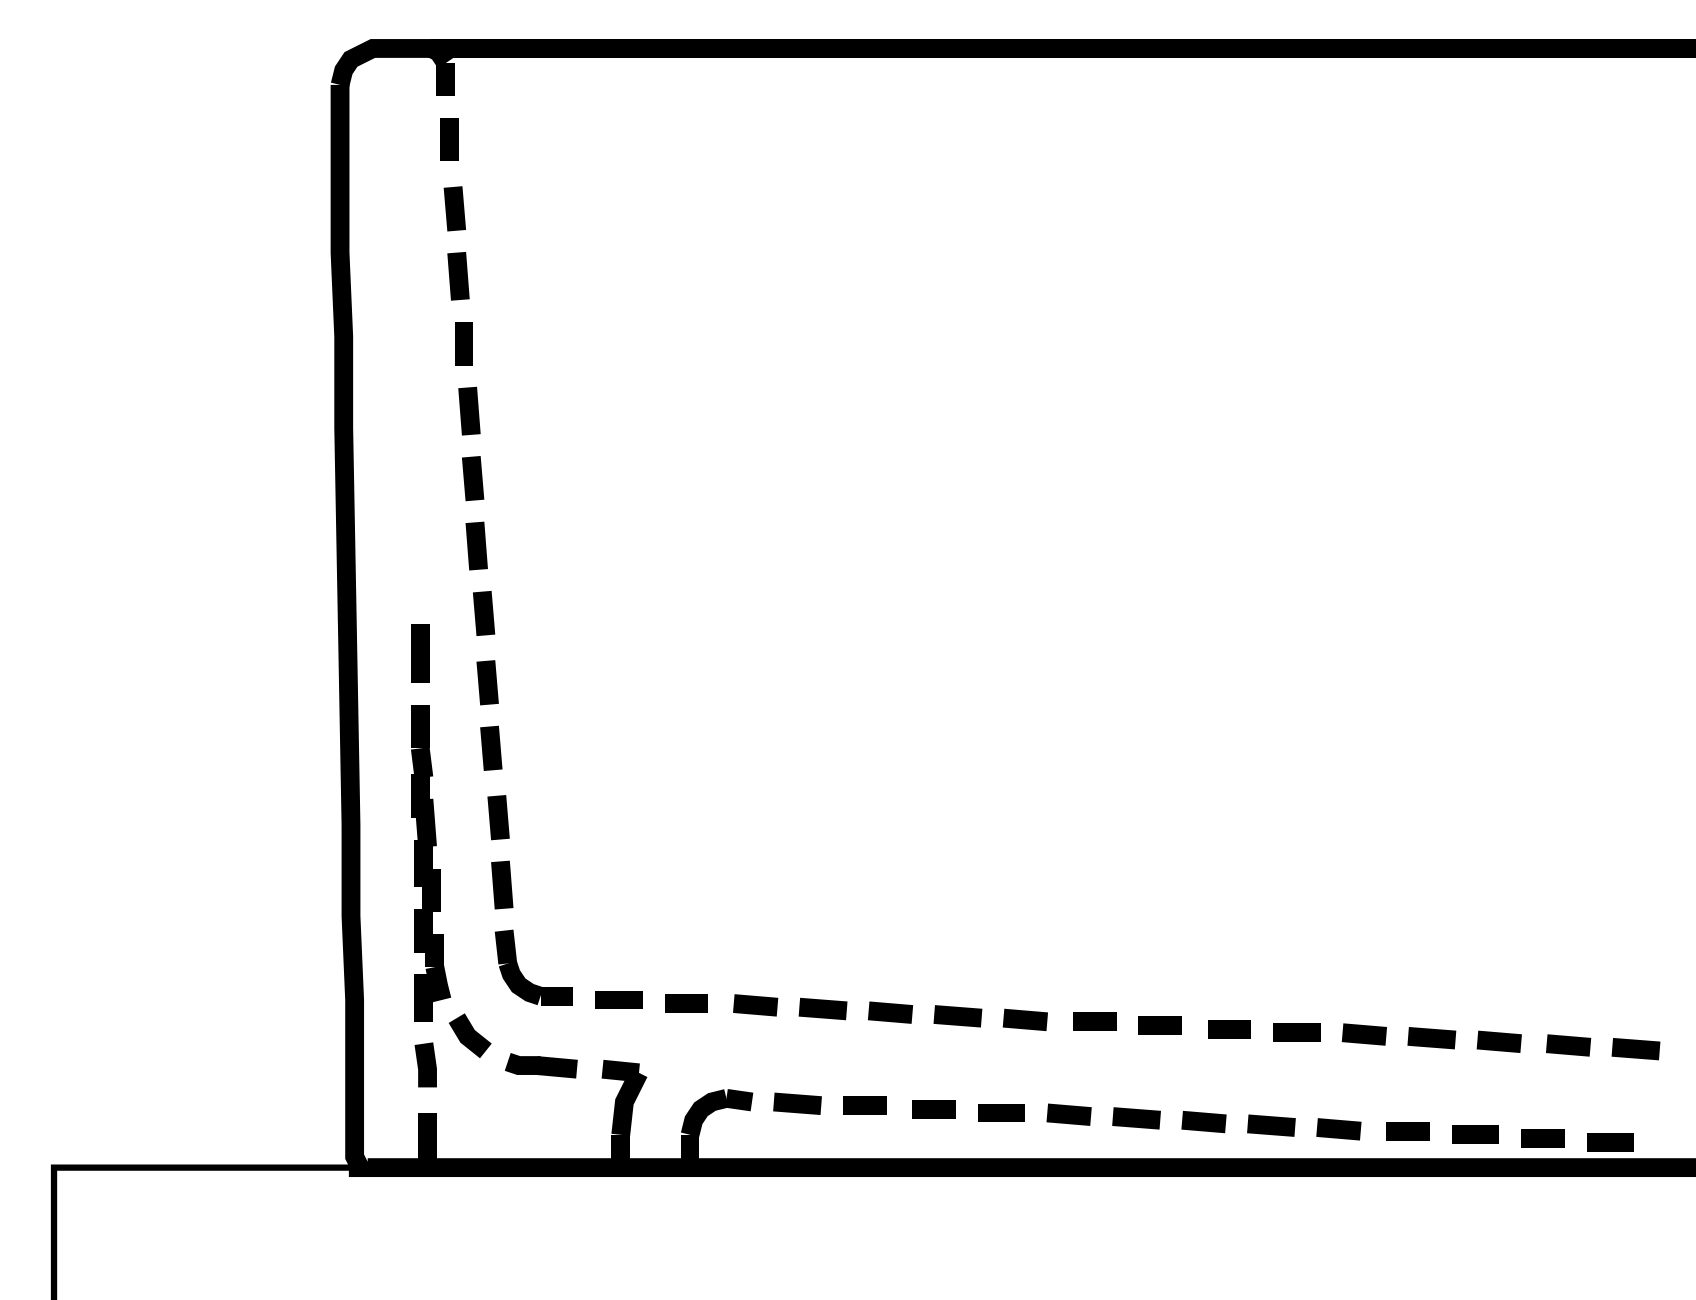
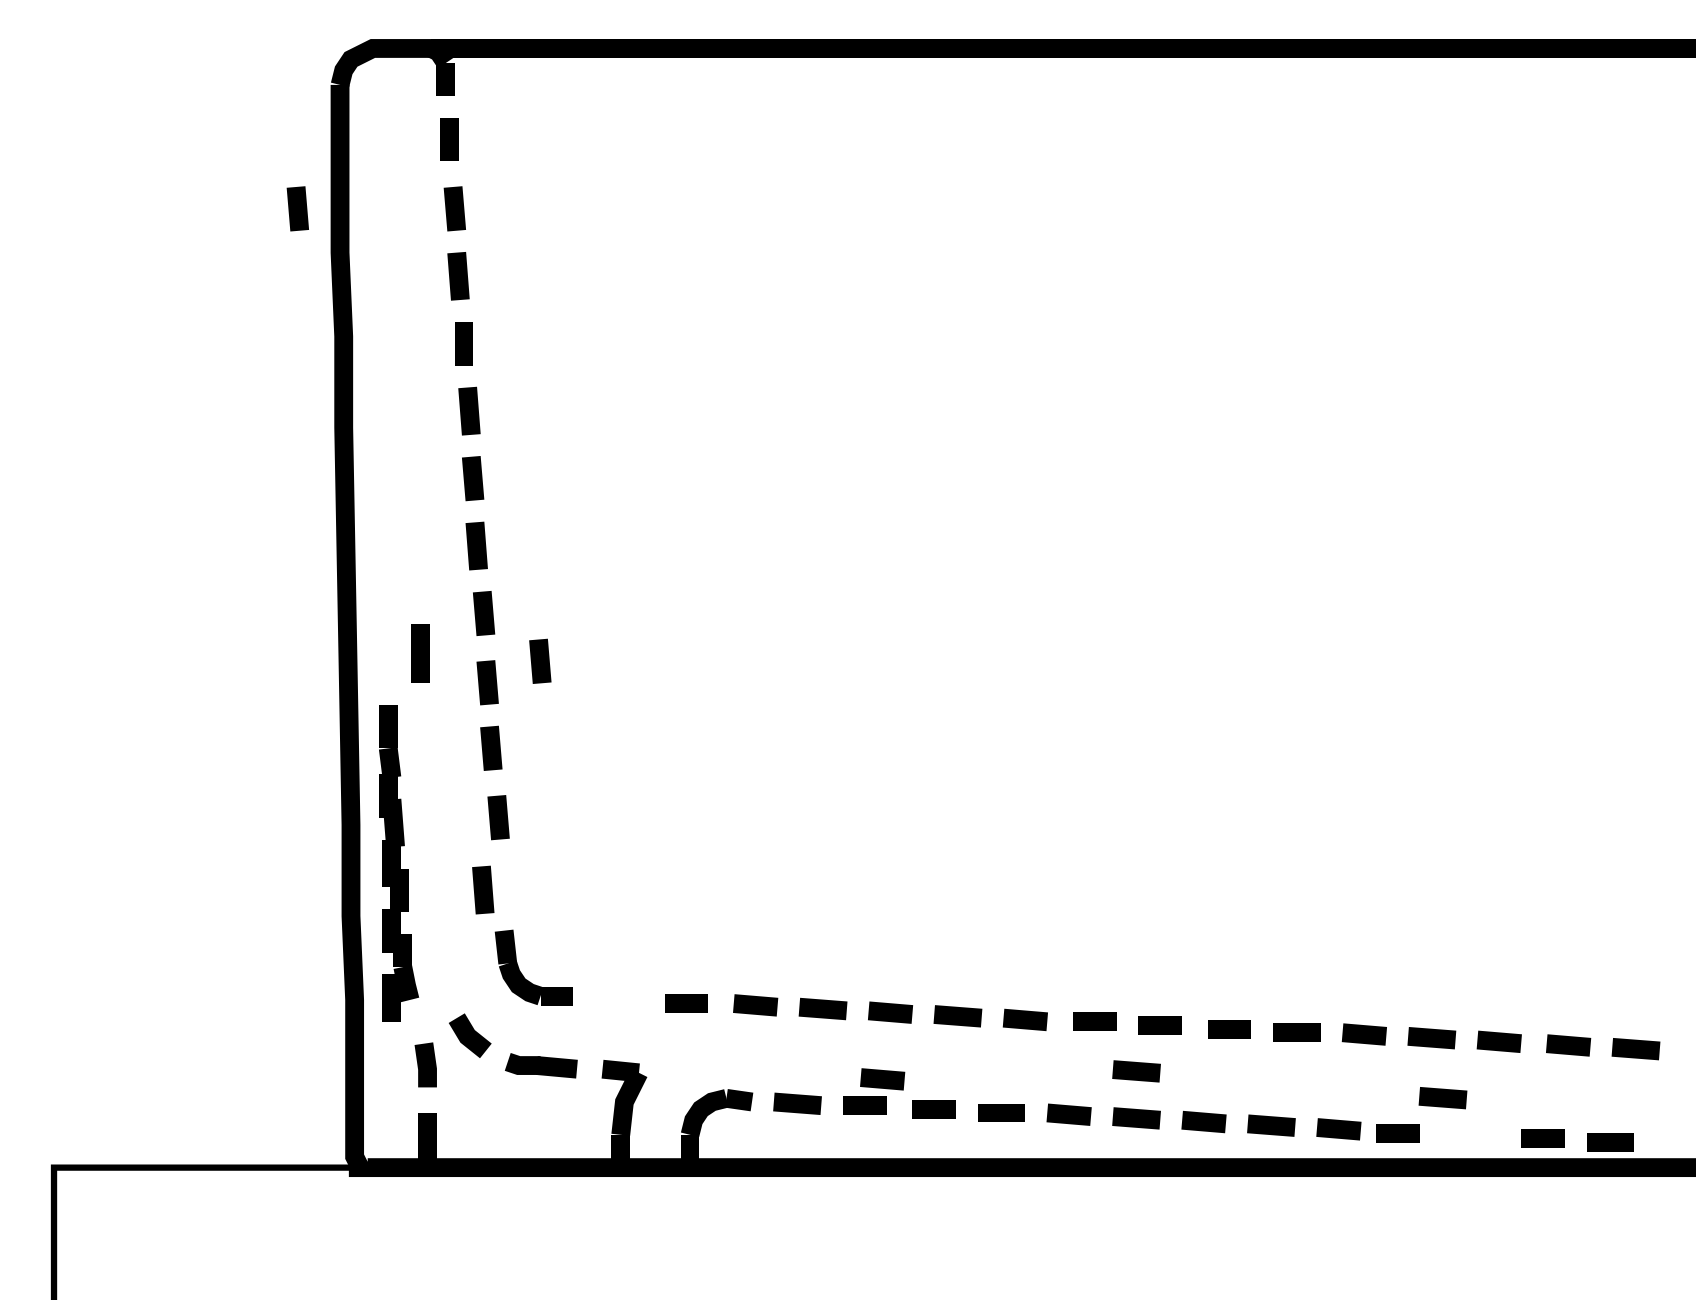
line: none -> present (297, 208)
line: none -> present (540, 660)
part position: (431, 863) -> (399, 863) (399, 863)
line position: (502, 884) -> (483, 889) (483, 889)
line: present -> none (618, 999)
line: none -> present (1136, 1071)
line: none -> present (882, 1079)
line: none -> present (1442, 1098)
line position: (1407, 1131) -> (1397, 1133) (1397, 1133)
line: present -> none (1475, 1134)
